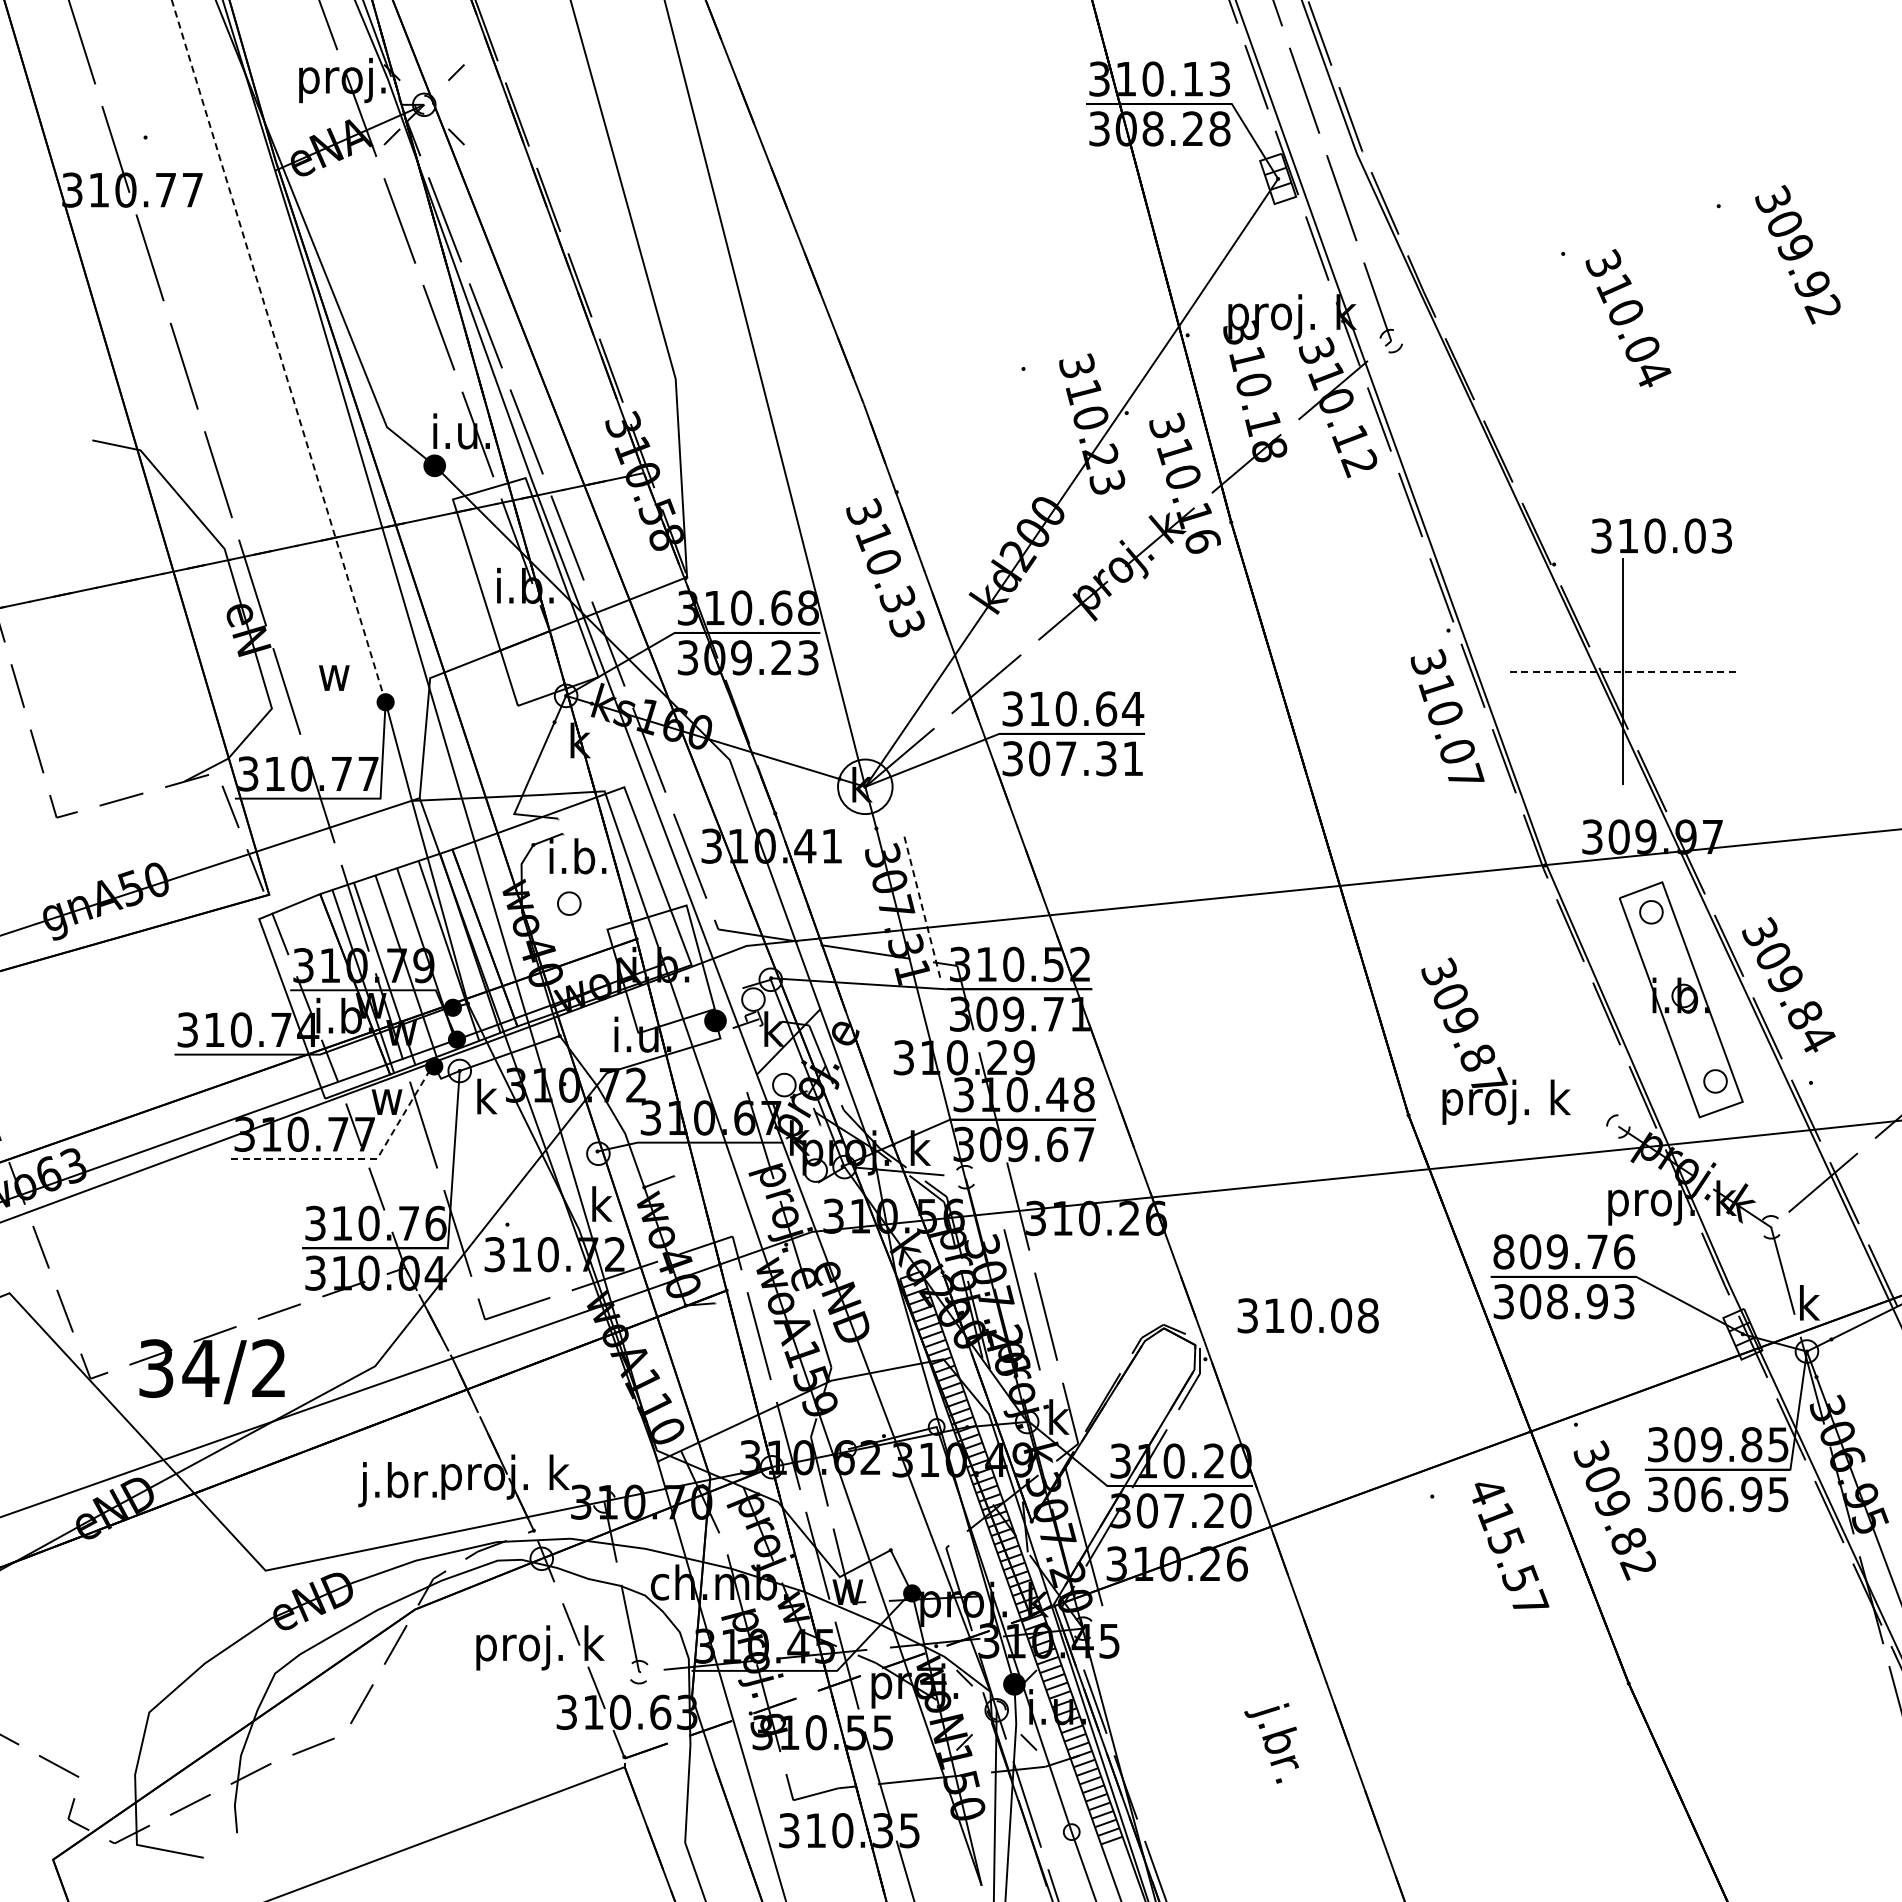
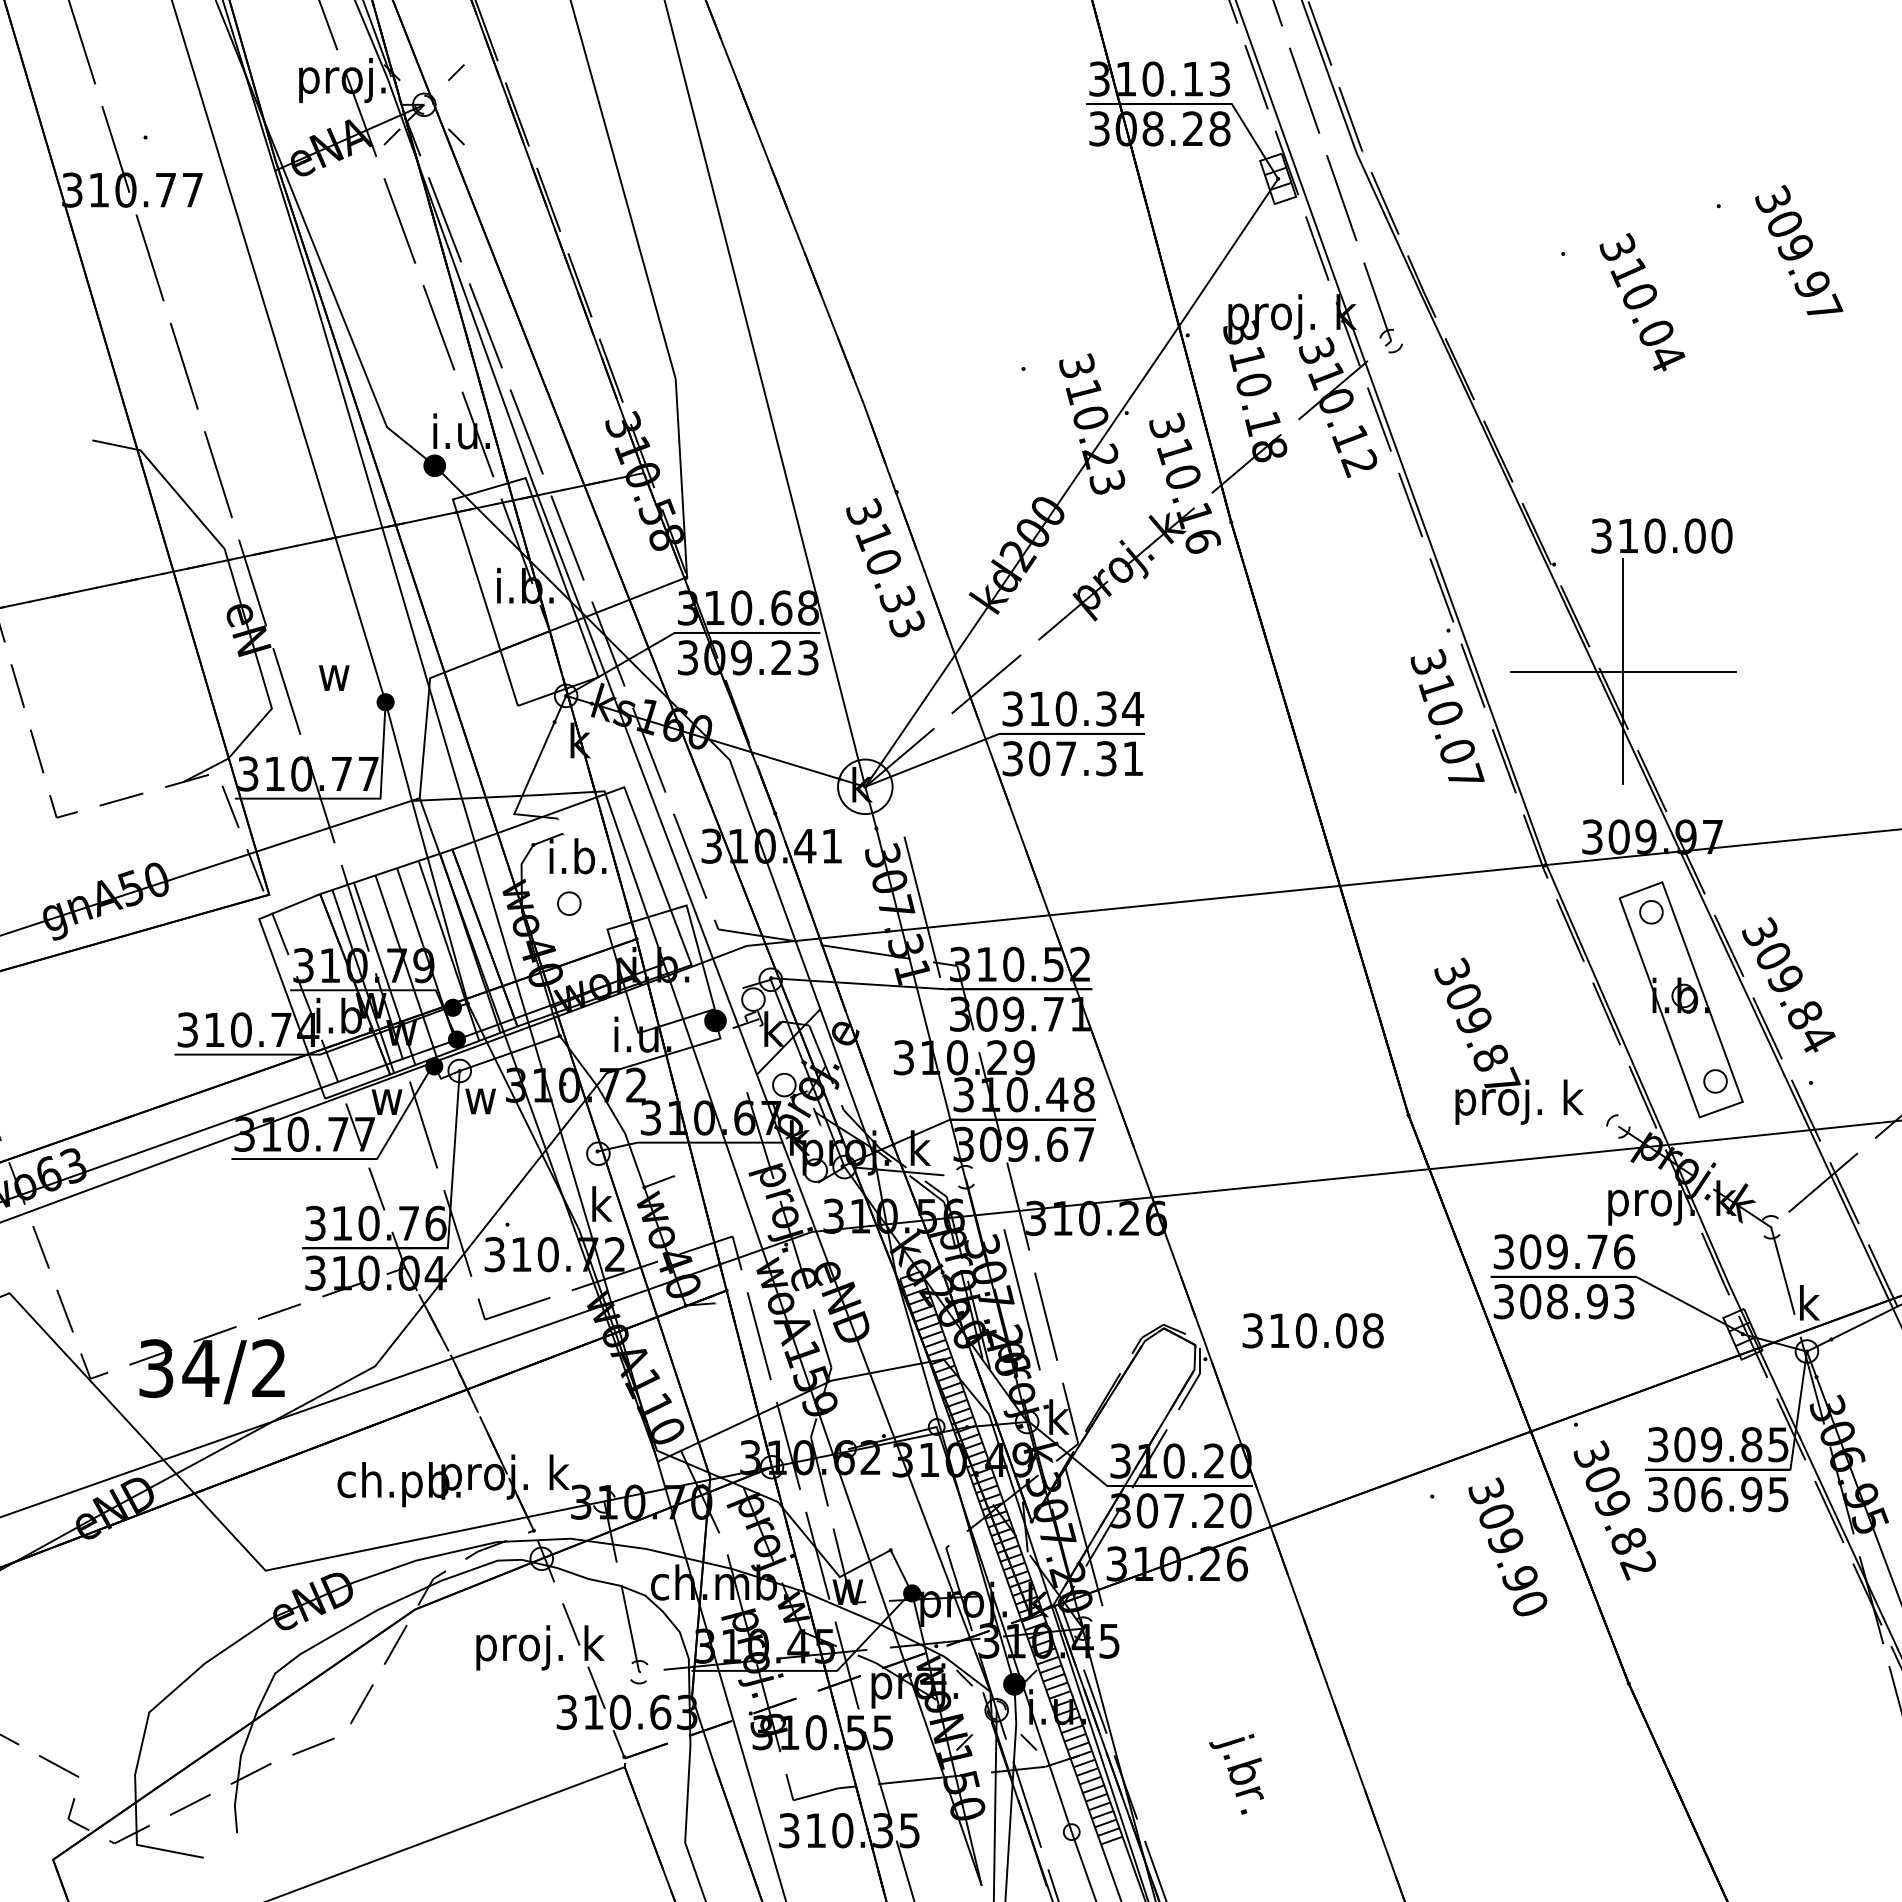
text: 309.92 -> 309.97 (1823, 308)
text position: (1628, 318) -> (1642, 302) (1642, 302)
line: dashed -> solid (278, 351)
text: 310.03 -> 310.00 (1721, 535)
line: dashed -> solid (1623, 671)
text: 310.64 -> 310.34 (1106, 708)
line: dashed -> solid (922, 907)
text position: (1495, 1040) -> (1508, 1040) (1508, 1040)
text: k -> w (481, 1096)
line: dashed -> solid (360, 1159)
text: 809.76 -> 309.76 (1503, 1251)
text position: (1307, 1315) -> (1312, 1330) (1312, 1330)
text: j.br. -> ch.pb. (398, 1484)
text: 415.57 -> 309.90 (1508, 1546)
text position: (1271, 1743) -> (1236, 1774) (1236, 1774)
